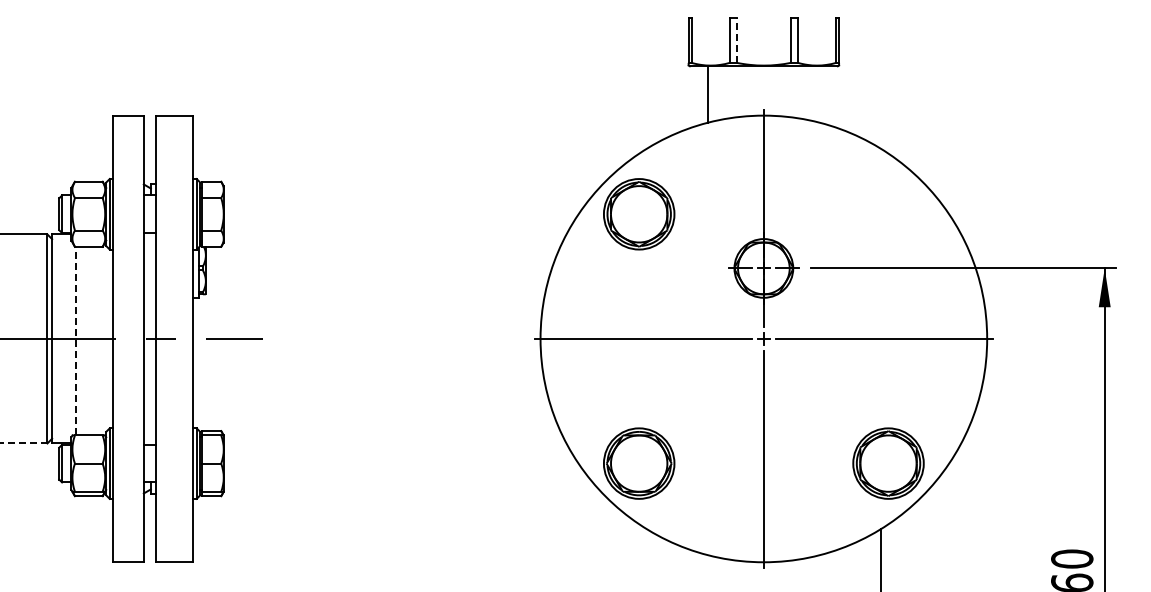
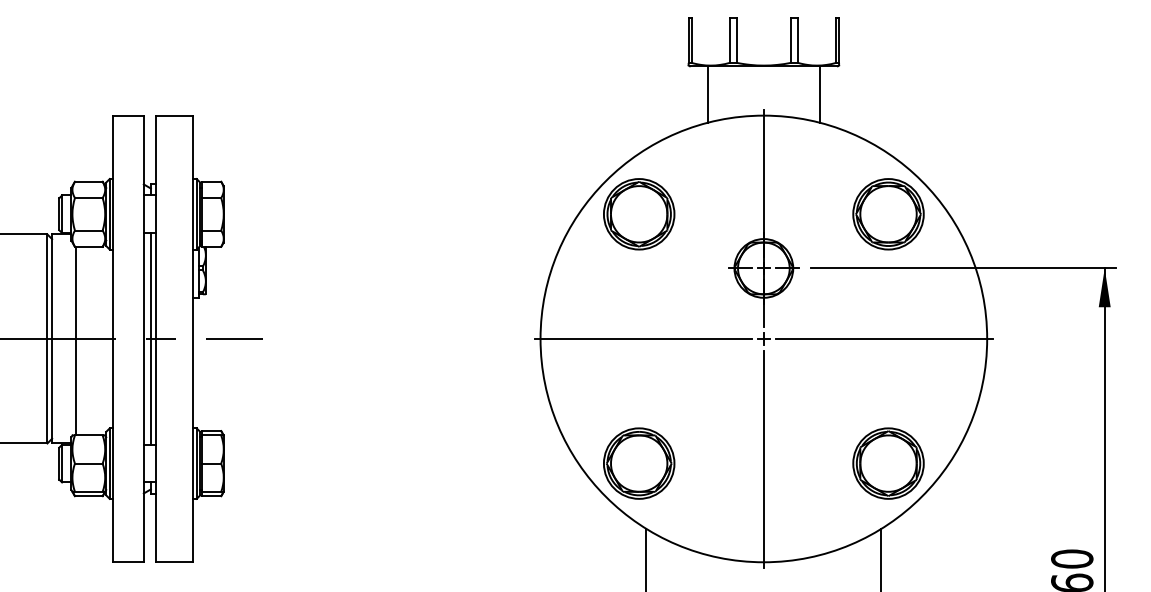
line: dashed -> solid (736, 39)
line: none -> present (820, 94)
part: none -> present (888, 214)
line: none -> present (150, 338)
line: dashed -> solid (75, 340)
line: dashed -> solid (23, 443)
line: none -> present (646, 558)
